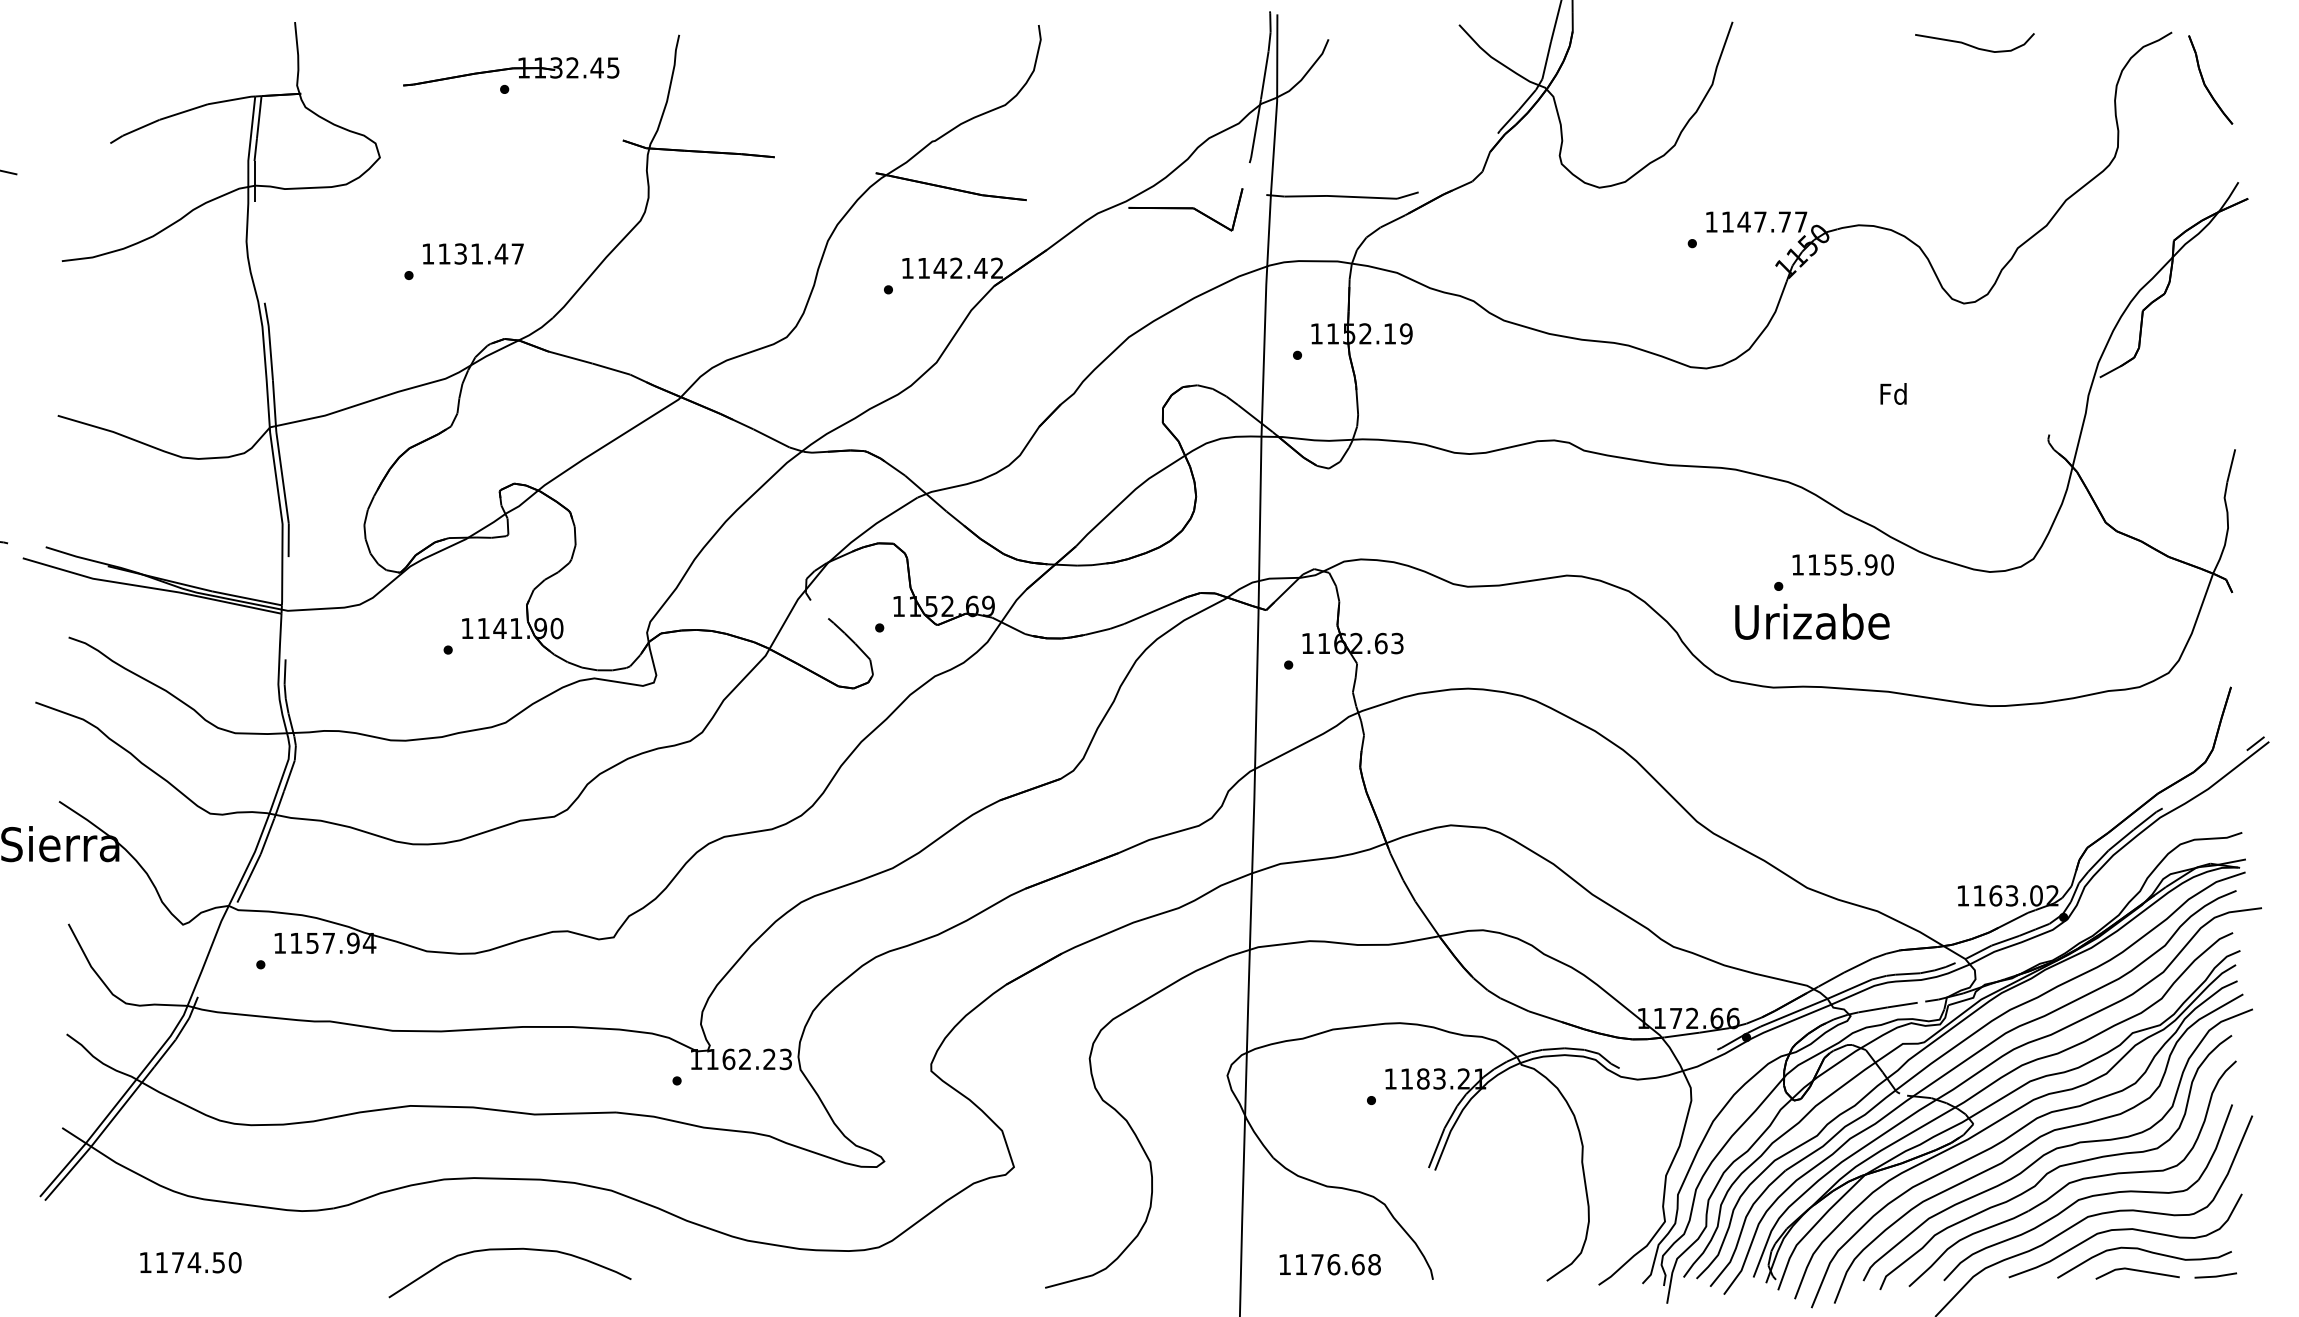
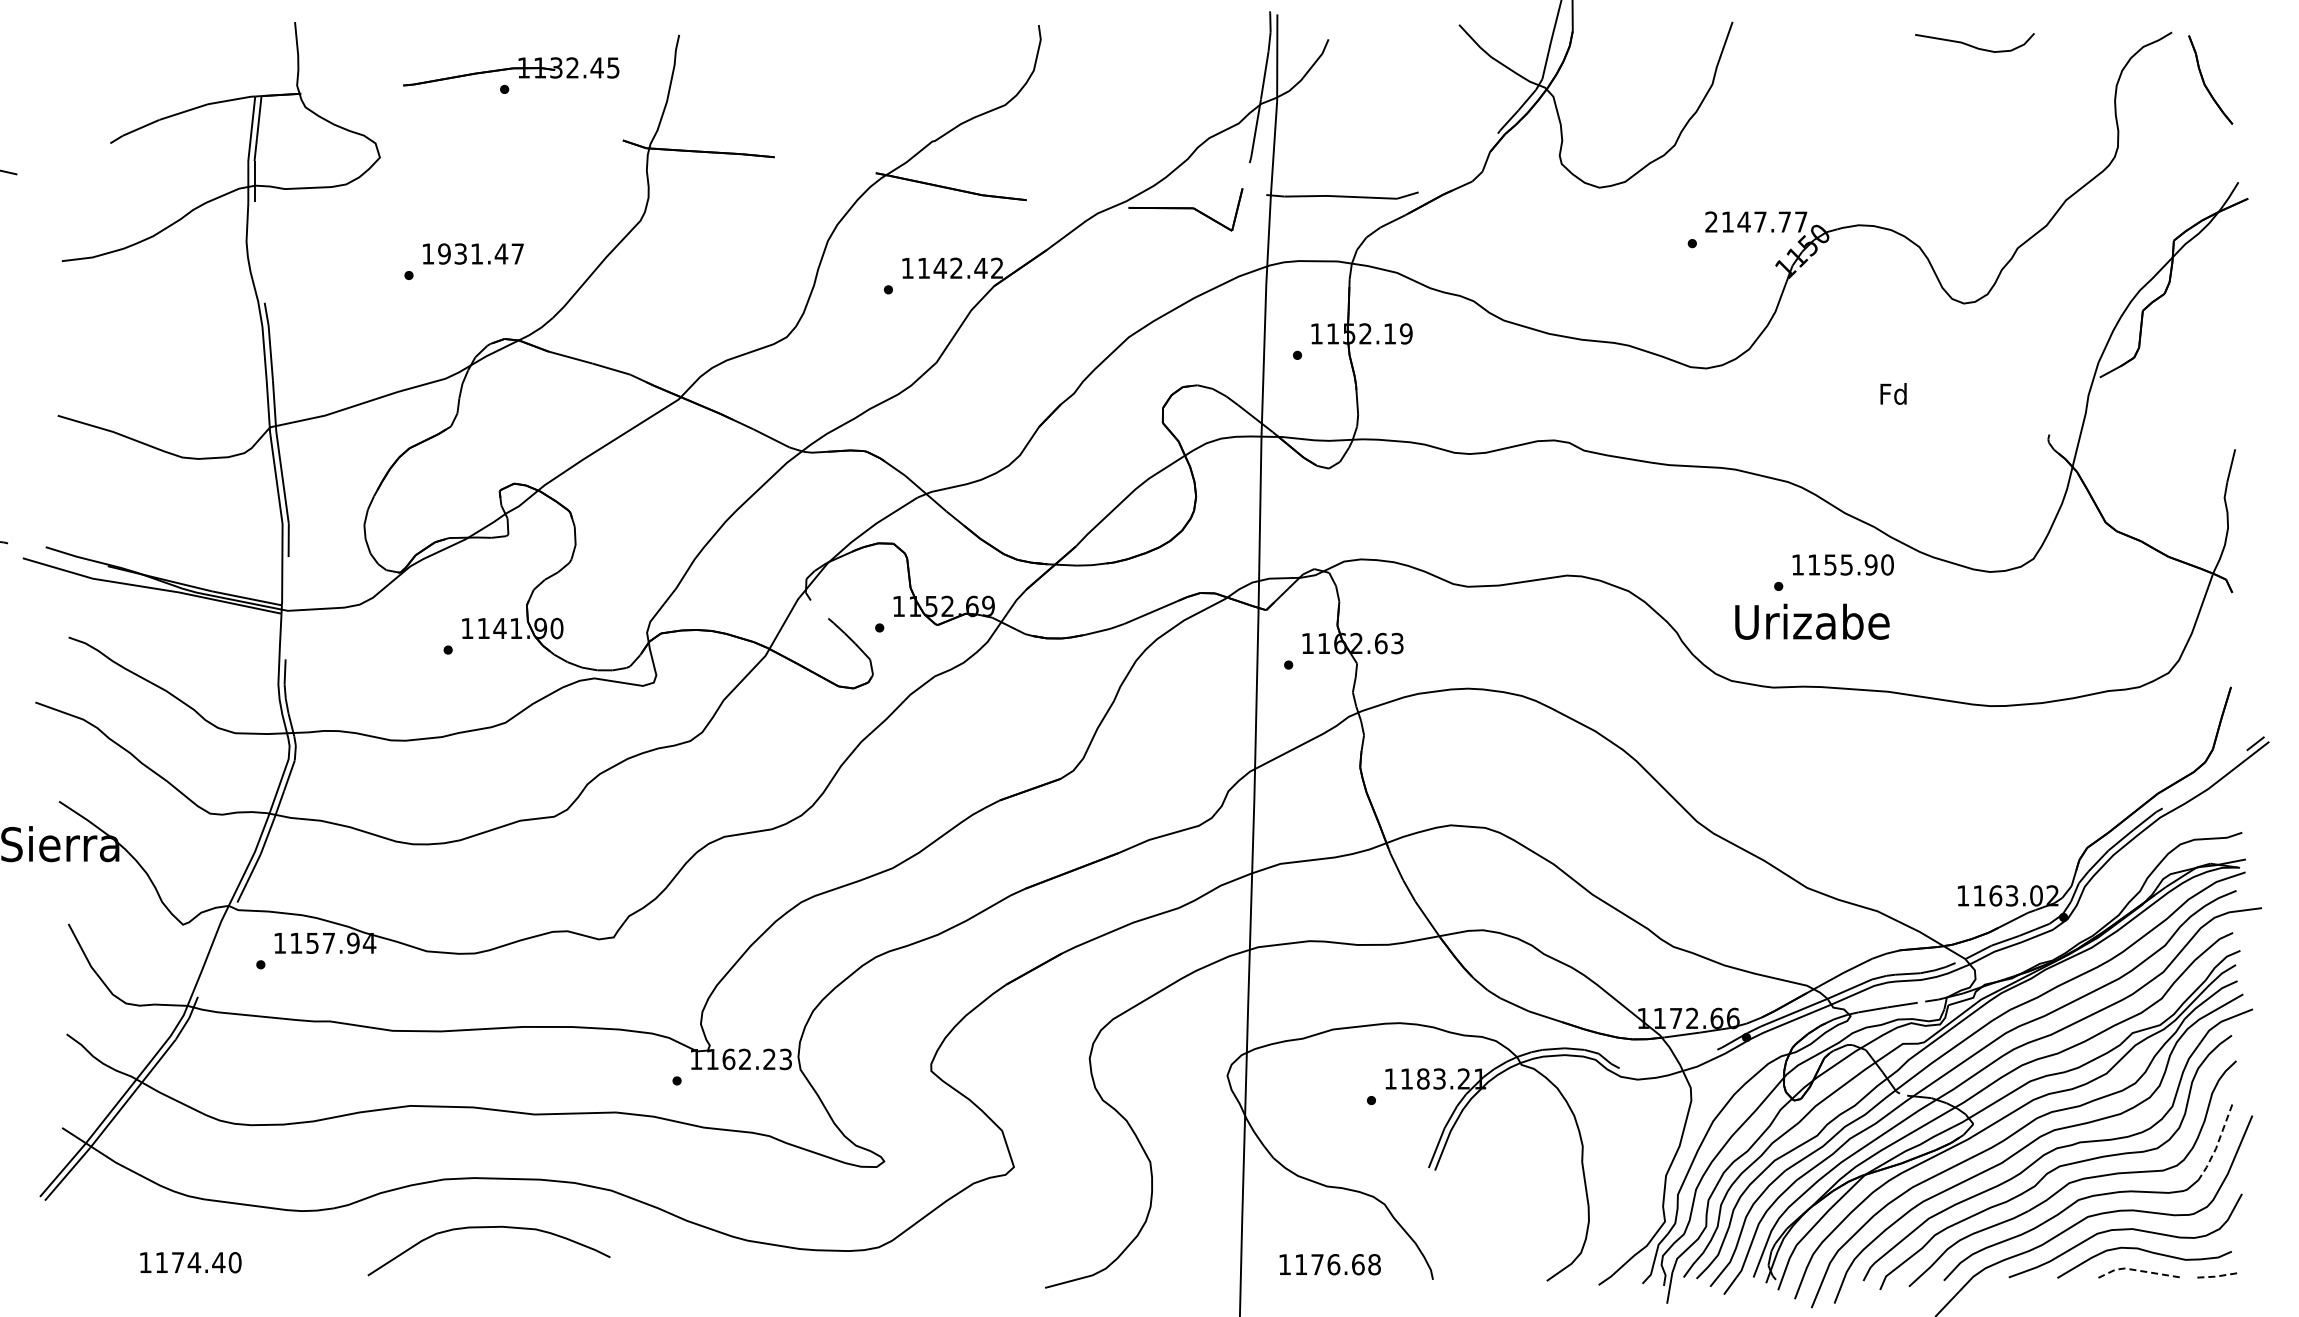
text: 1147.77 -> 2147.77 (1711, 221)
text: 1131.47 -> 1931.47 (444, 253)
line: solid -> dashed (2217, 1145)
curve position: (505, 1250) -> (484, 1228) (484, 1228)
text: 1174.50 -> 1174.40 (218, 1262)
line: solid -> dashed (2135, 1270)
line: solid -> dashed (2215, 1276)
